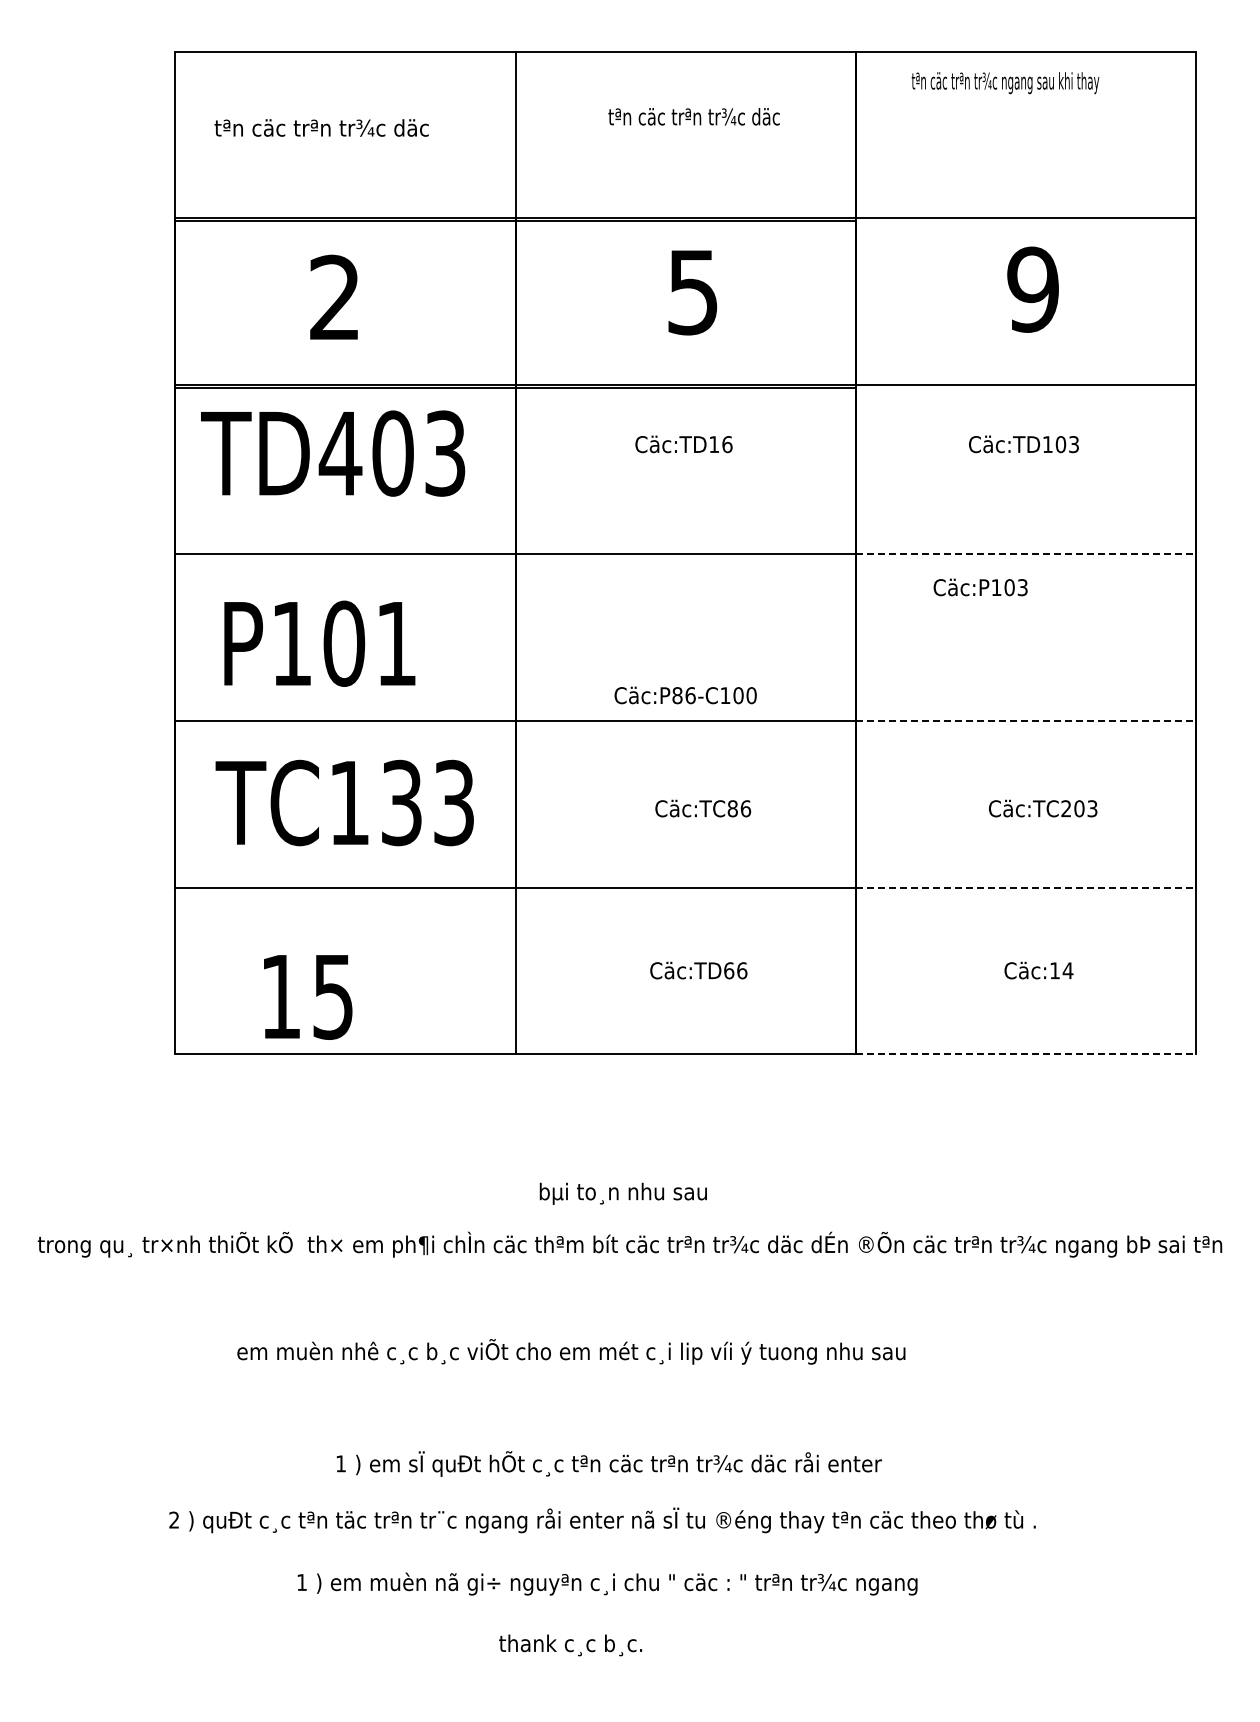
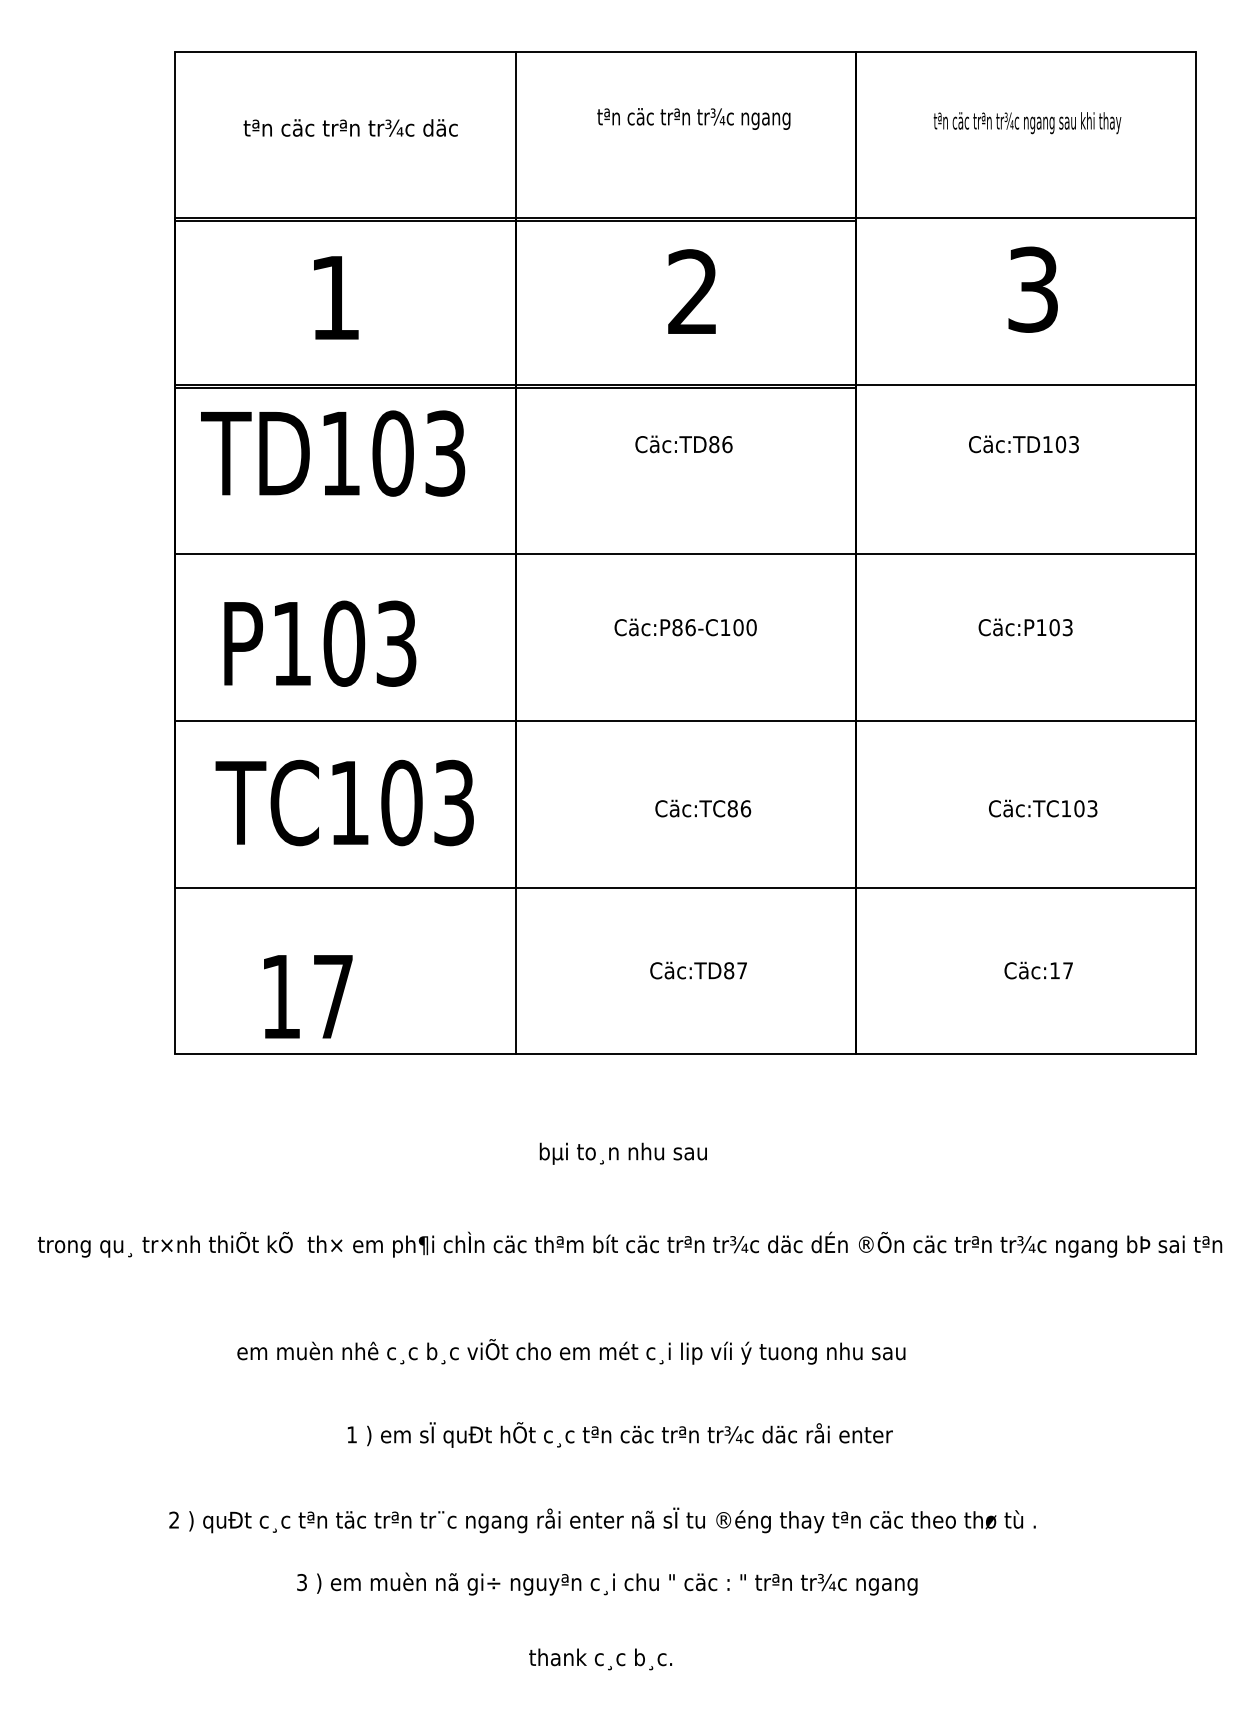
text position: (1005, 83) -> (1027, 123) (1027, 123)
text: tªn cäc trªn tr¾c däc -> tªn cäc trªn tr¾c ngang (693, 118)
text position: (321, 127) -> (350, 127) (350, 127)
text: 9 -> 3 (1032, 289)
text: 5 -> 2 (692, 292)
text: 2 -> 1 (334, 296)
text: Cäc:TD16 -> Cäc:TD86 (714, 444)
text: TD403 -> TD103 (340, 453)
line: dashed -> solid (1026, 554)
text position: (980, 587) -> (1025, 627) (1025, 627)
text: P101 -> P103 (396, 643)
text position: (685, 695) -> (685, 627) (685, 627)
line: dashed -> solid (1026, 720)
text: TC133 -> TC103 (401, 802)
text: Cäc:TC203 -> Cäc:TC103 (1065, 808)
line: dashed -> solid (1026, 887)
text: Cäc:TD66 -> Cäc:TD87 (735, 970)
text: Cäc:14 -> Cäc:17 (1067, 970)
text: 15 -> 17 (332, 997)
line: dashed -> solid (1026, 1054)
text position: (622, 1193) -> (622, 1153) (622, 1153)
text position: (608, 1463) -> (619, 1434) (619, 1434)
text: 1 -> 3 (301, 1582)
text position: (570, 1645) -> (600, 1659) (600, 1659)
